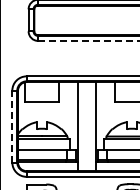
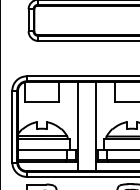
line: dashed -> solid (89, 40)
line: dashed -> solid (12, 126)
